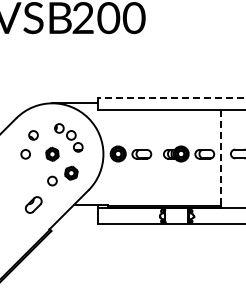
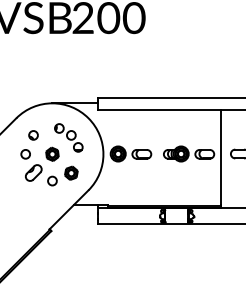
line: dashed -> solid (172, 98)
line: dashed -> solid (220, 157)
part position: (33, 204) -> (33, 172) (33, 172)
